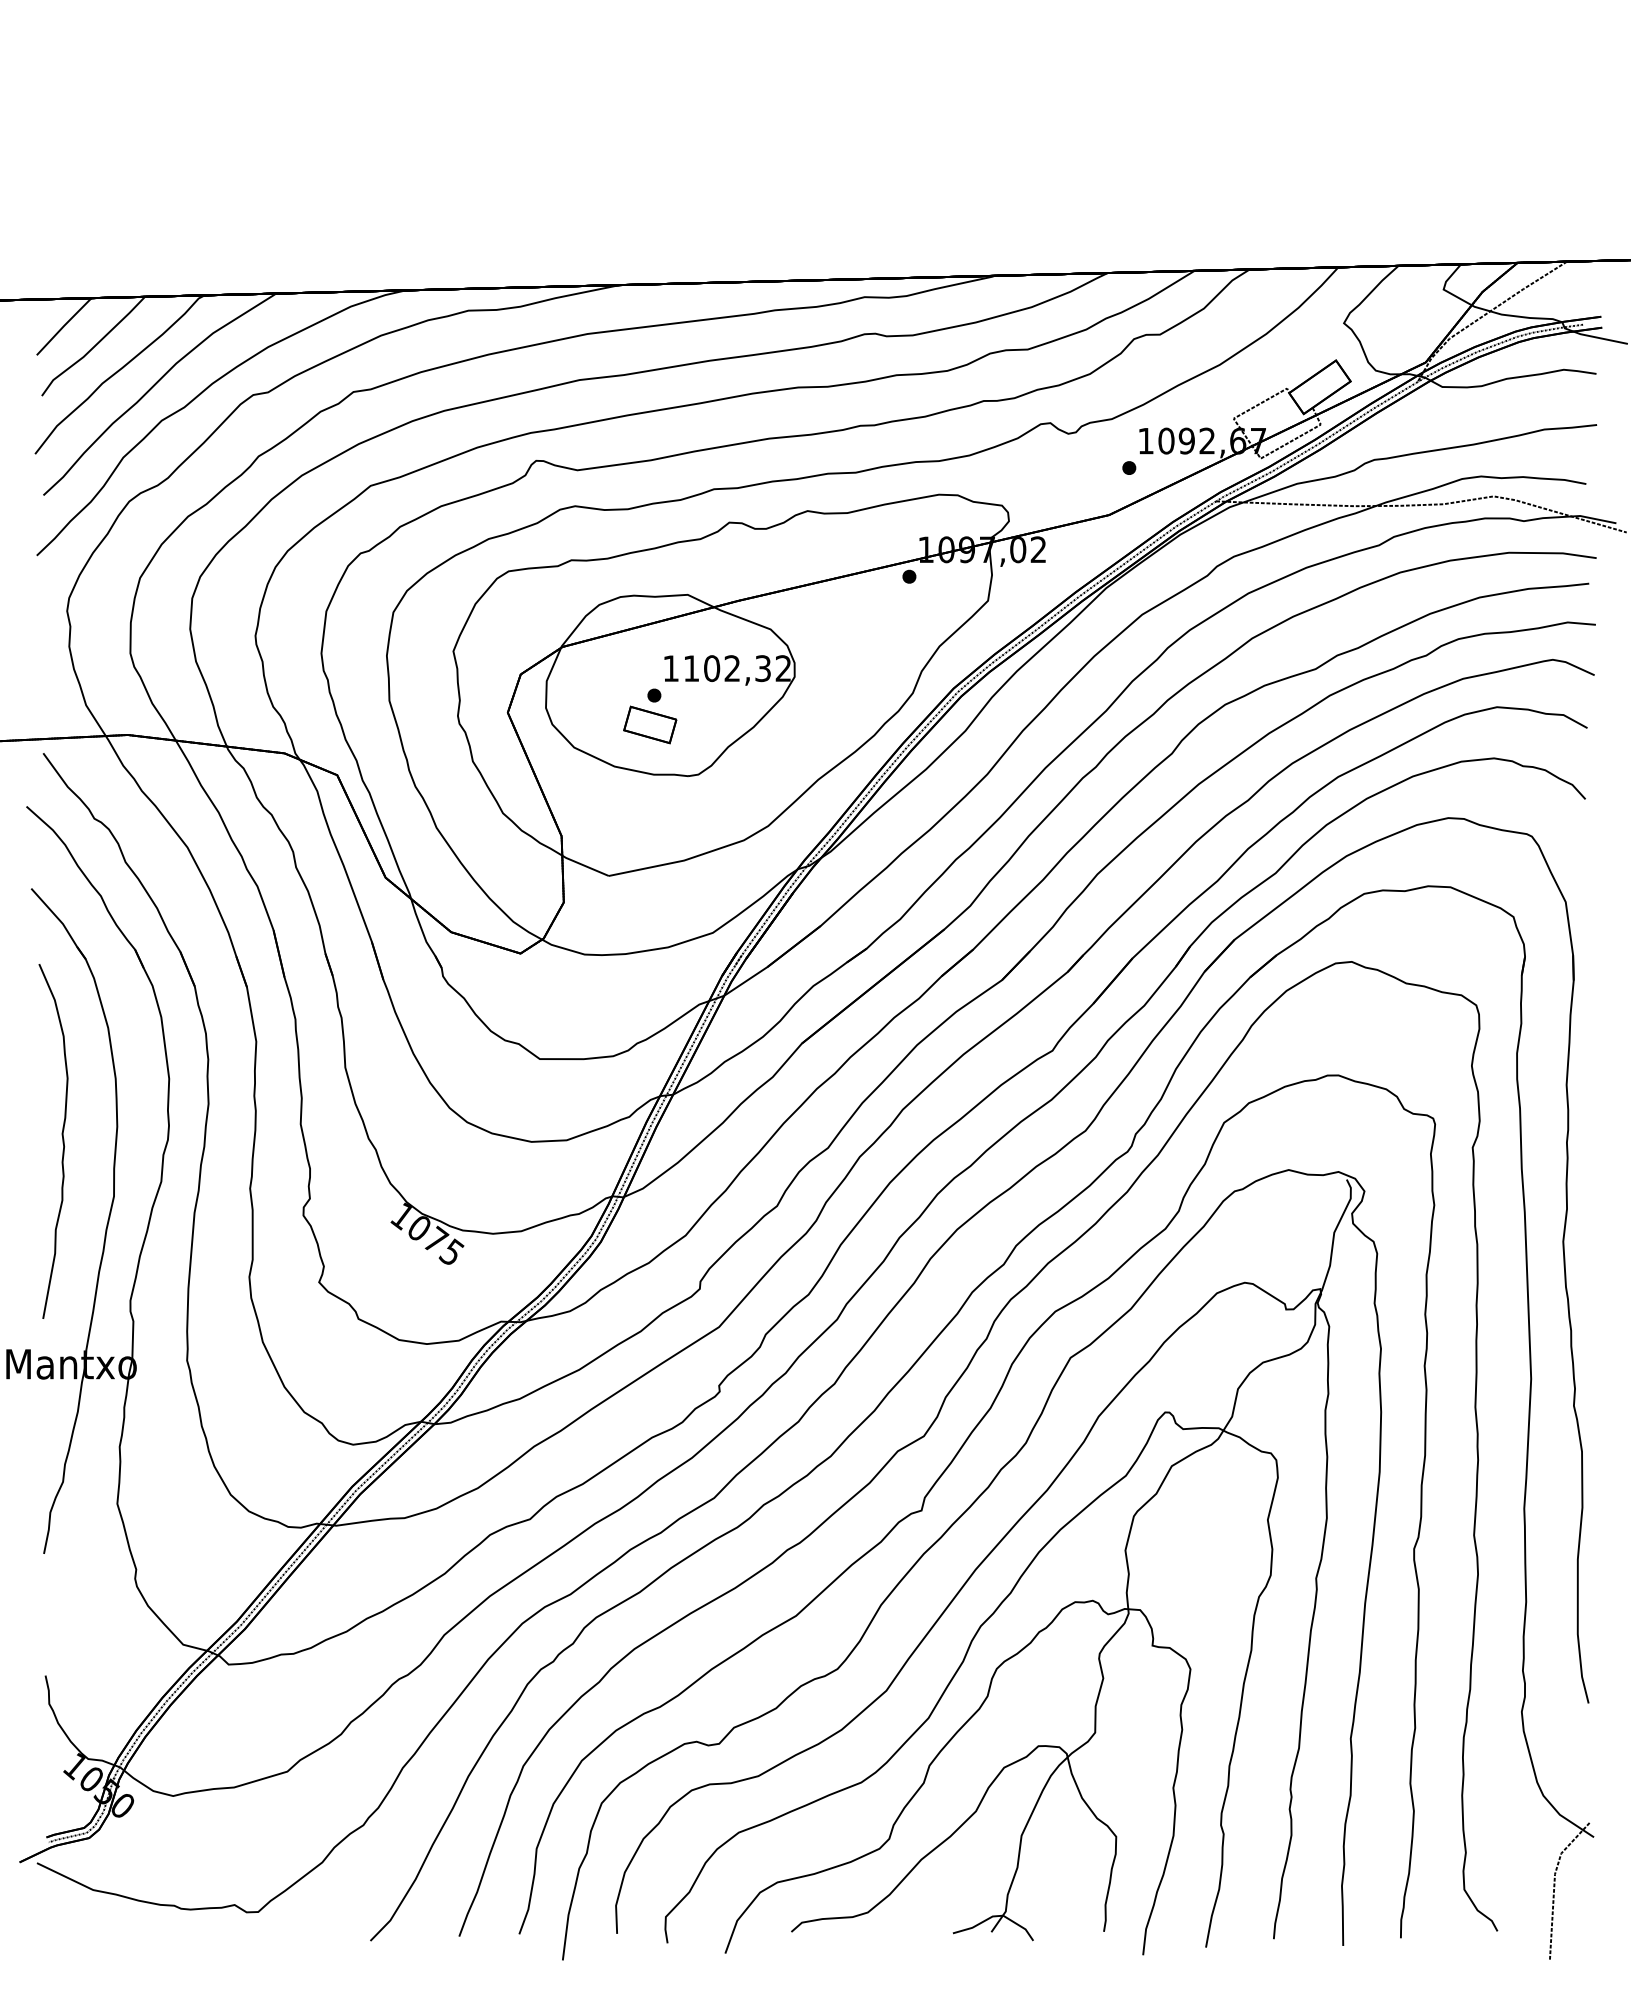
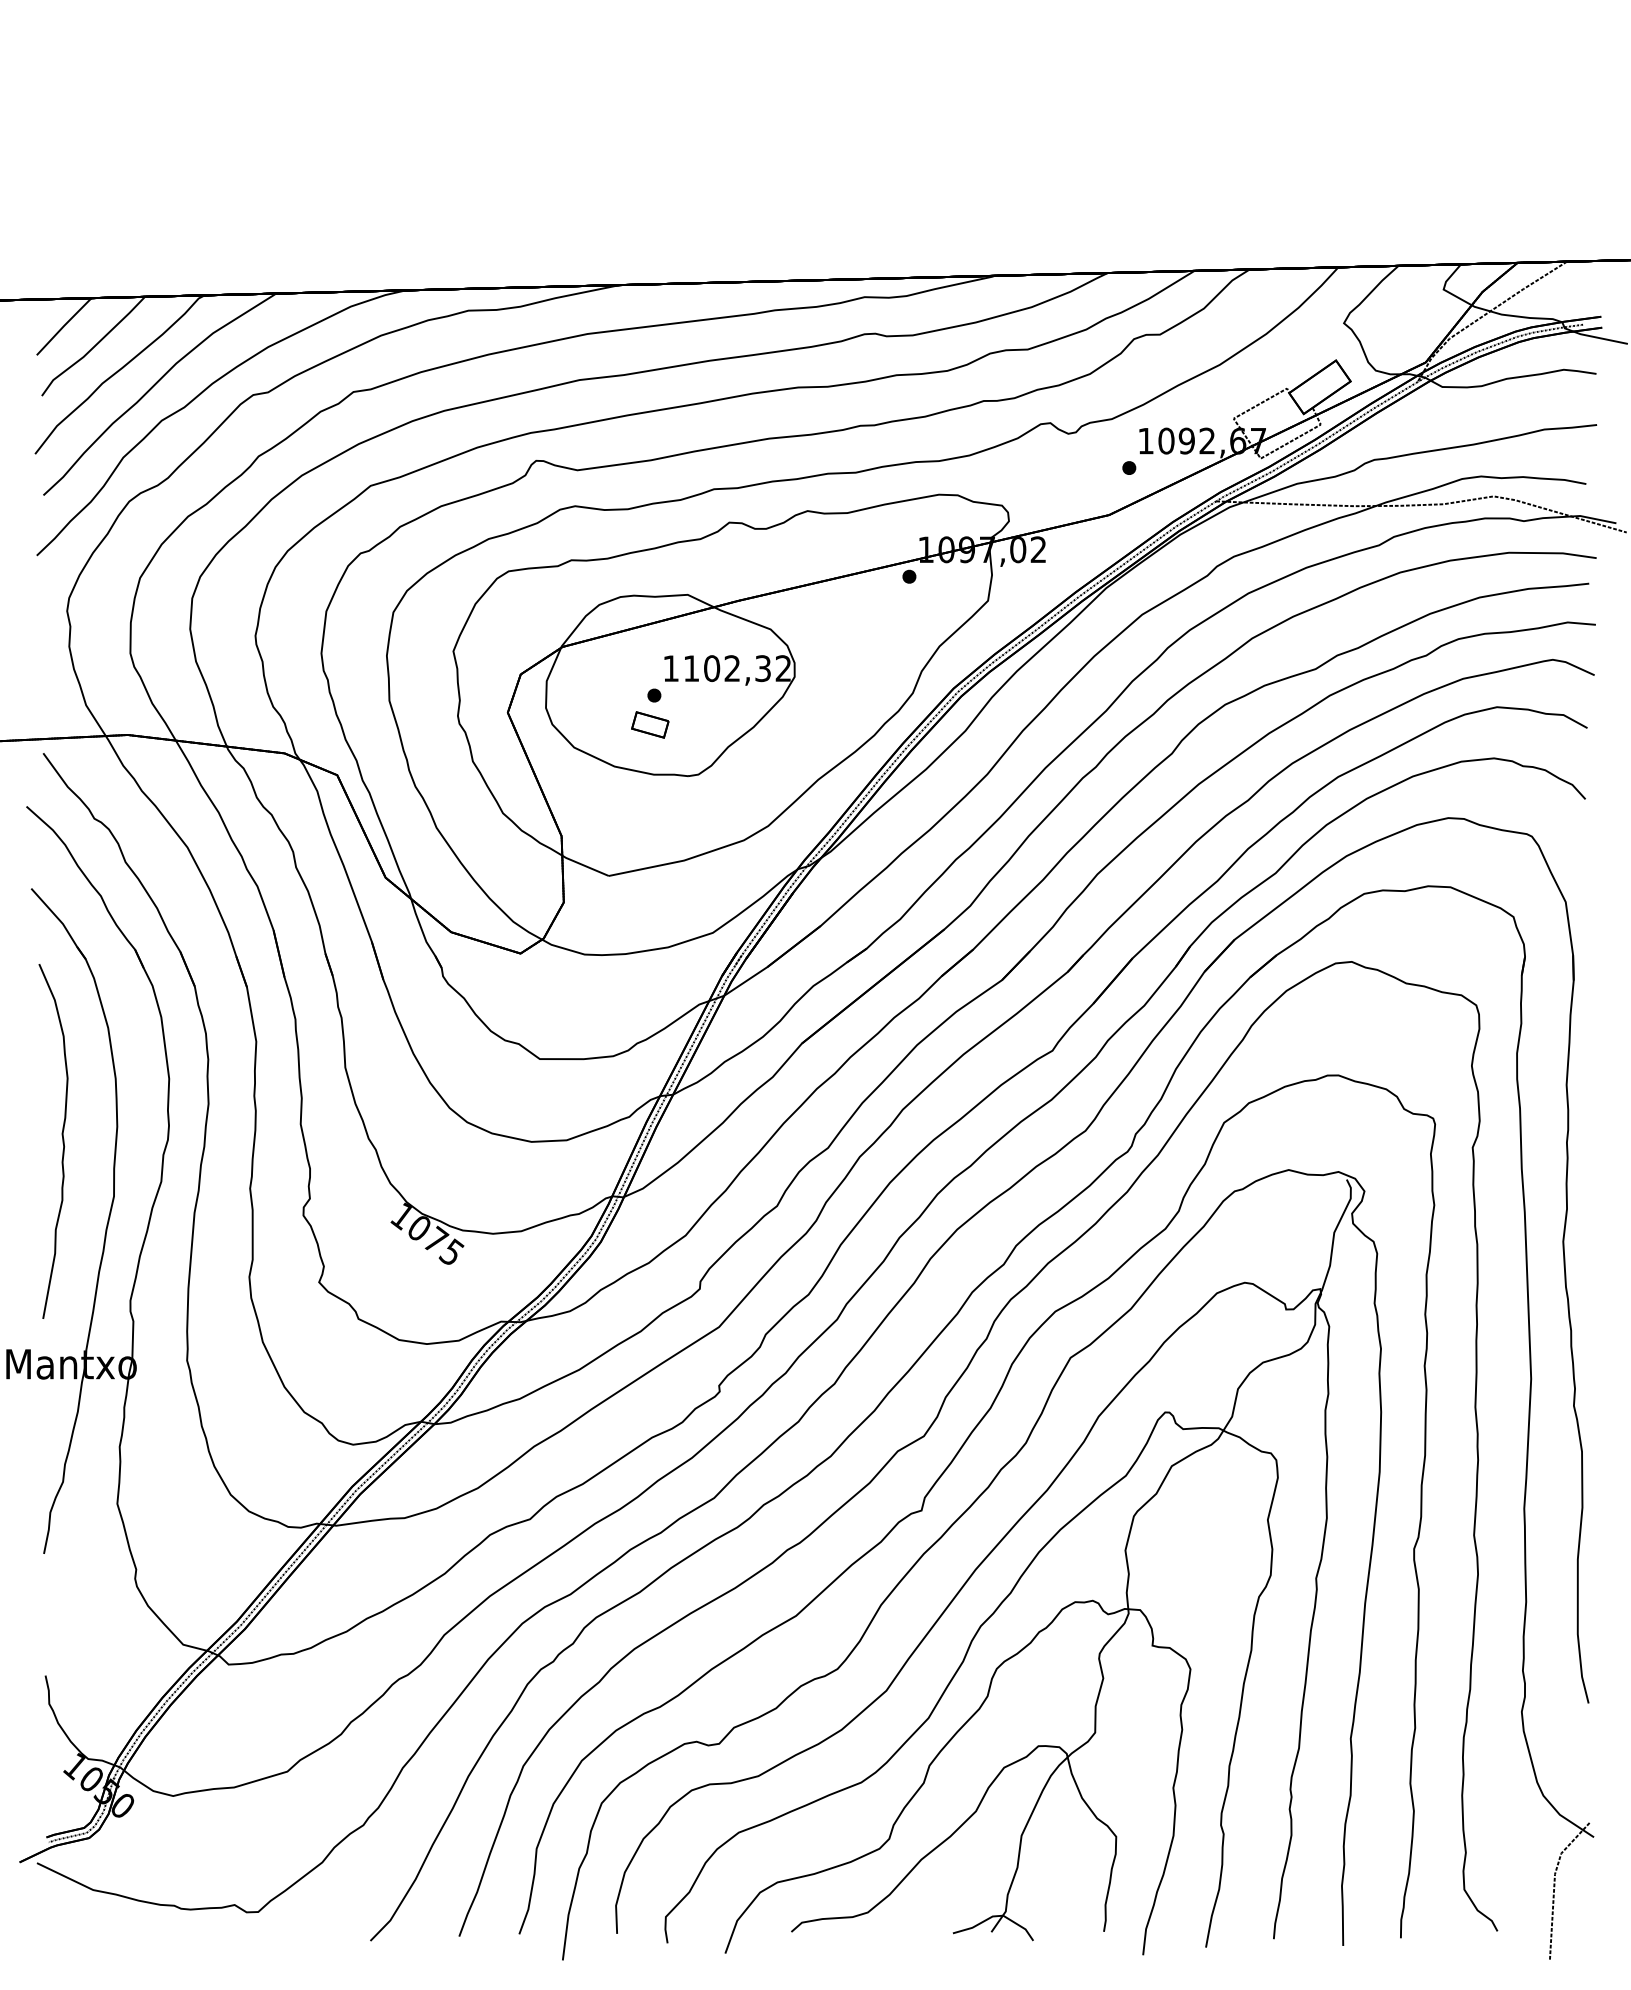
part size: 55x40 px -> 39x28 px (650, 724)
